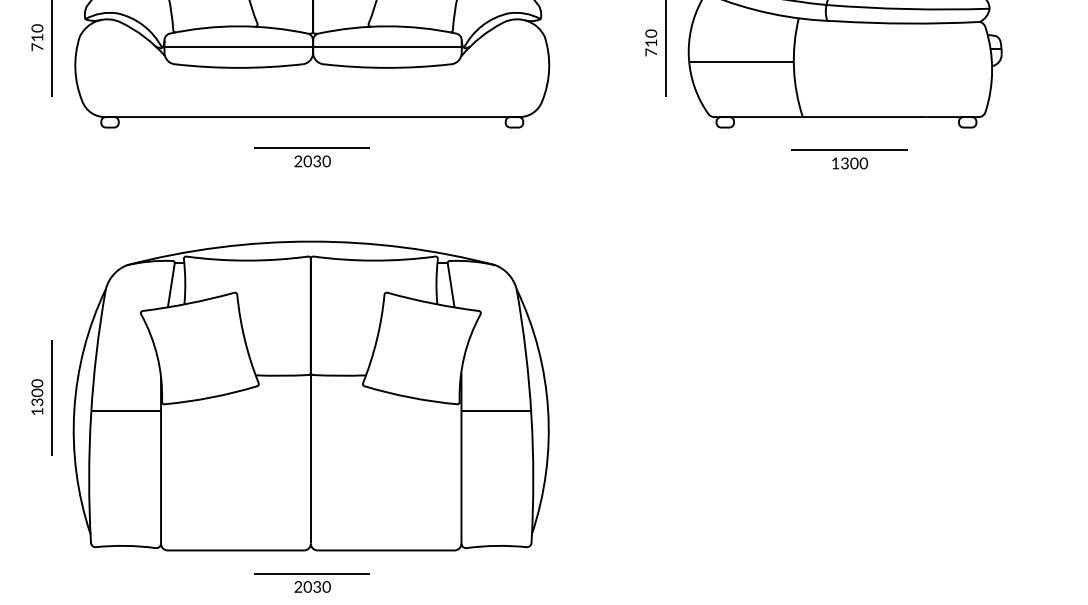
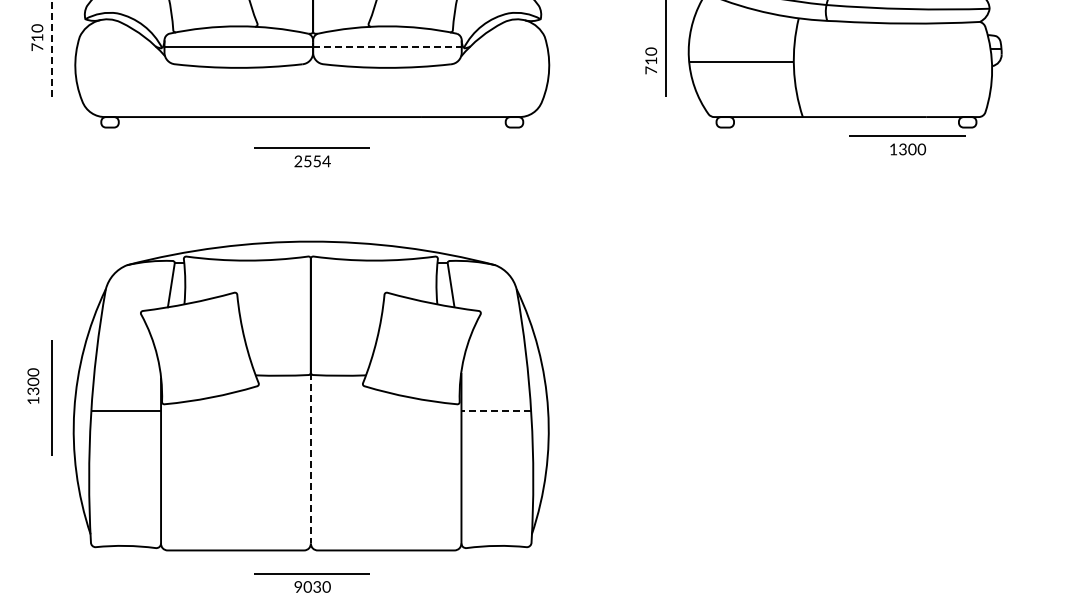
text position: (651, 42) -> (651, 60) (651, 60)
line: solid -> dashed (387, 46)
line: solid -> dashed (52, 48)
part position: (849, 159) -> (907, 145) (907, 145)
text: 2030 -> 2554 (316, 161)
text position: (37, 396) -> (33, 385) (33, 385)
line: solid -> dashed (496, 411)
line: solid -> dashed (310, 458)
text: 2030 -> 9030 (298, 587)
